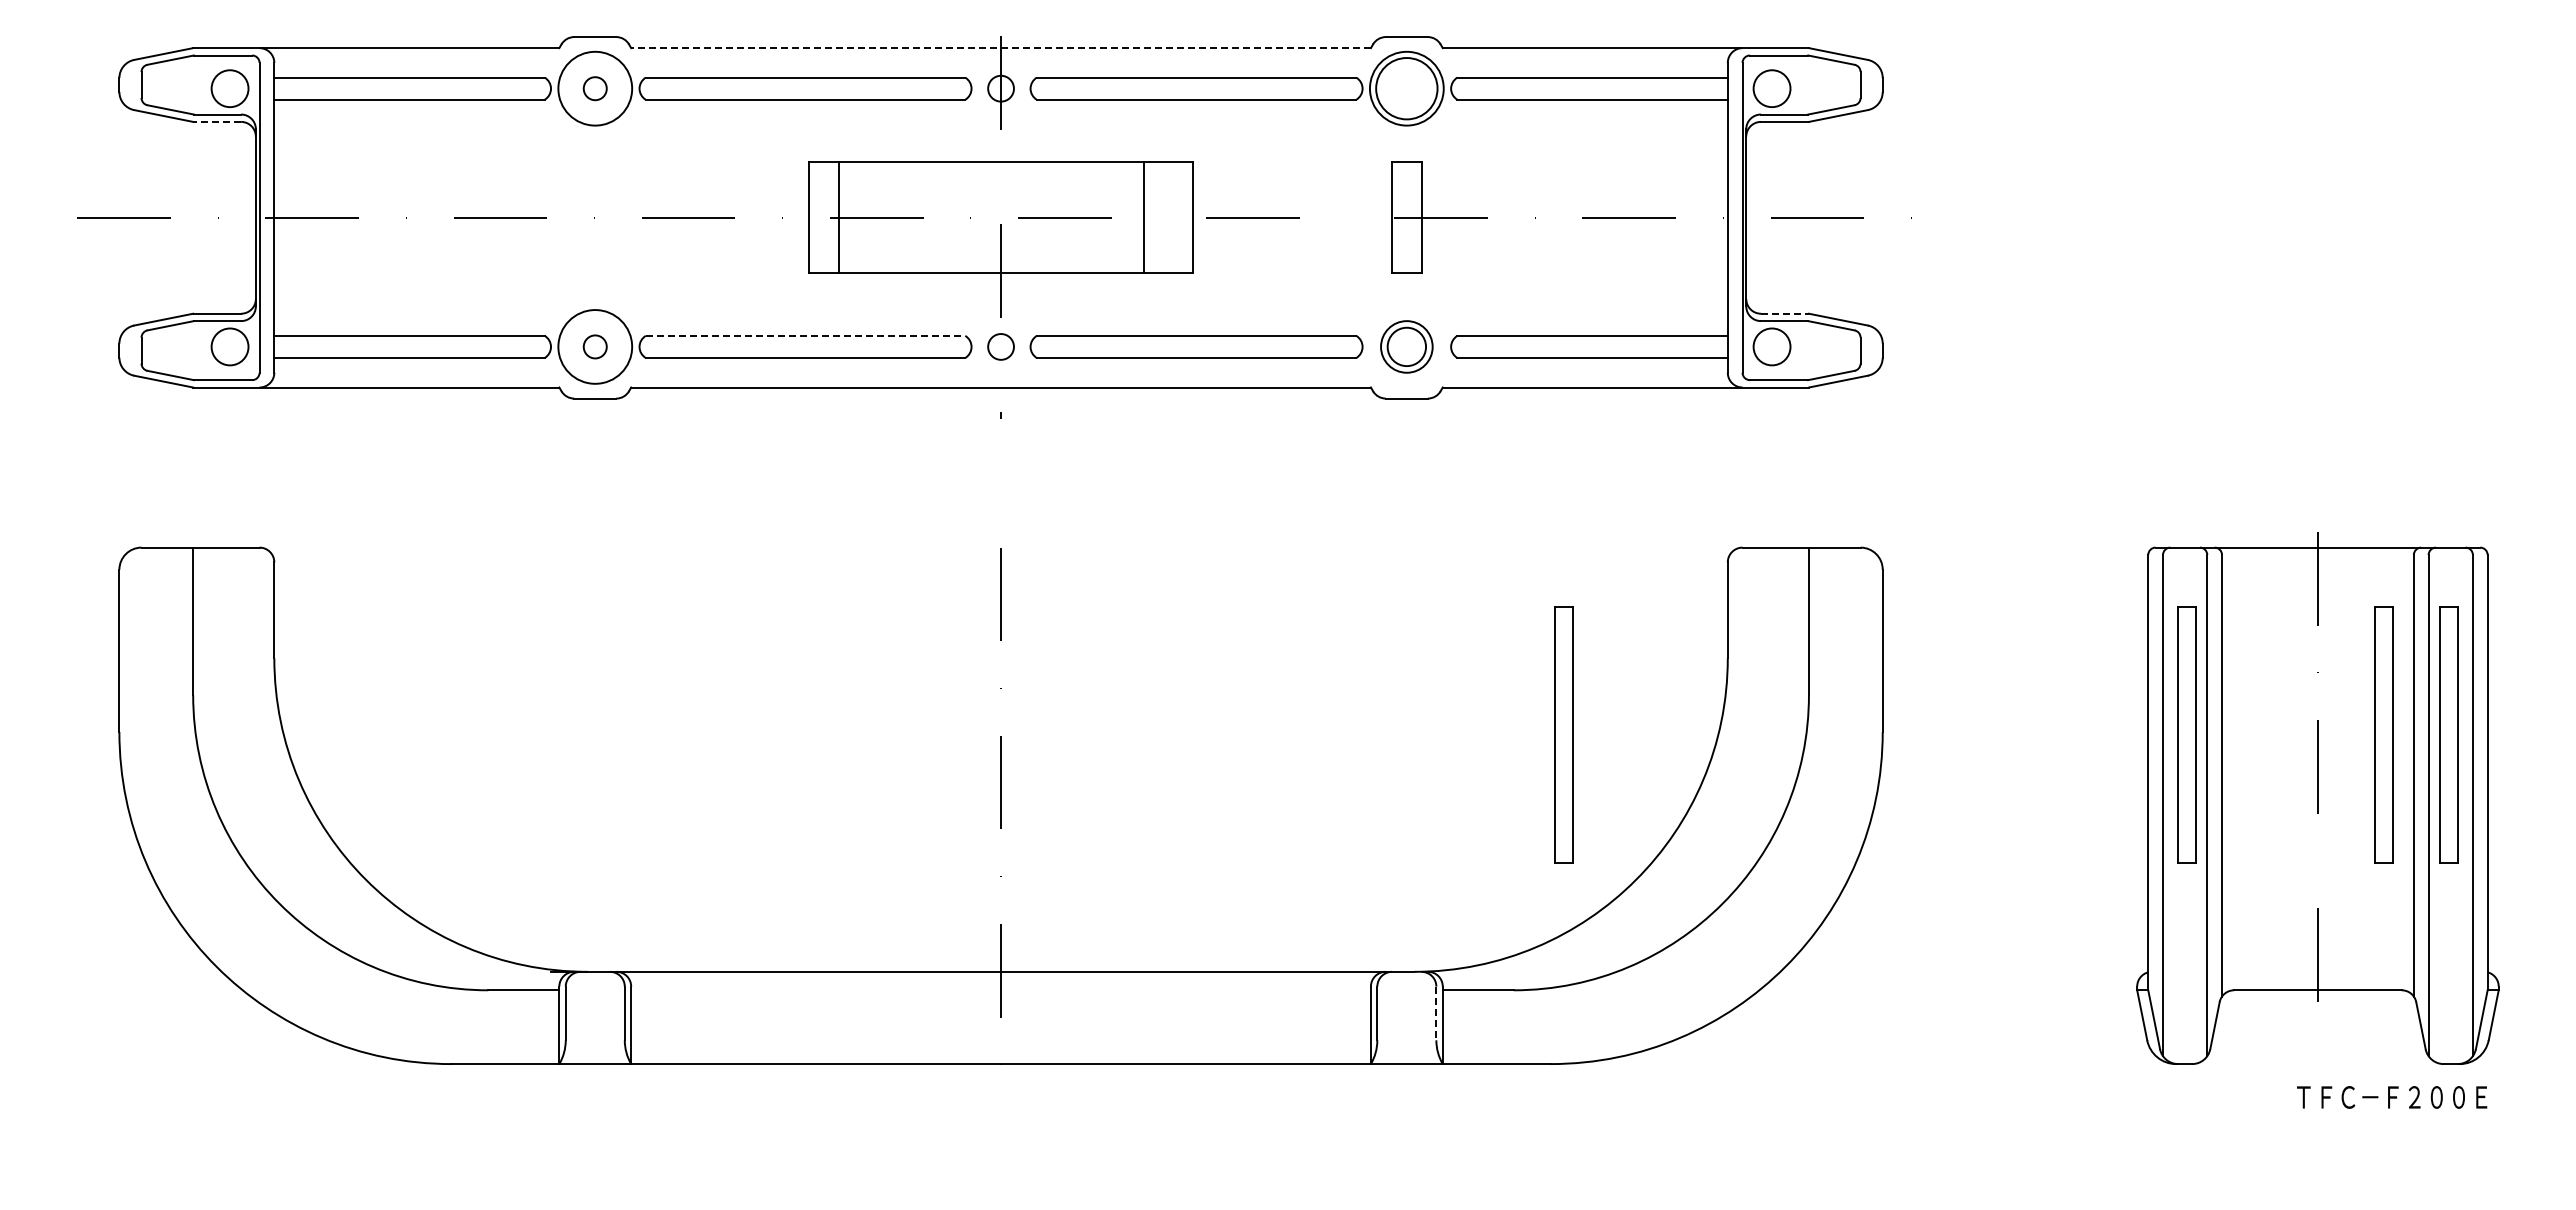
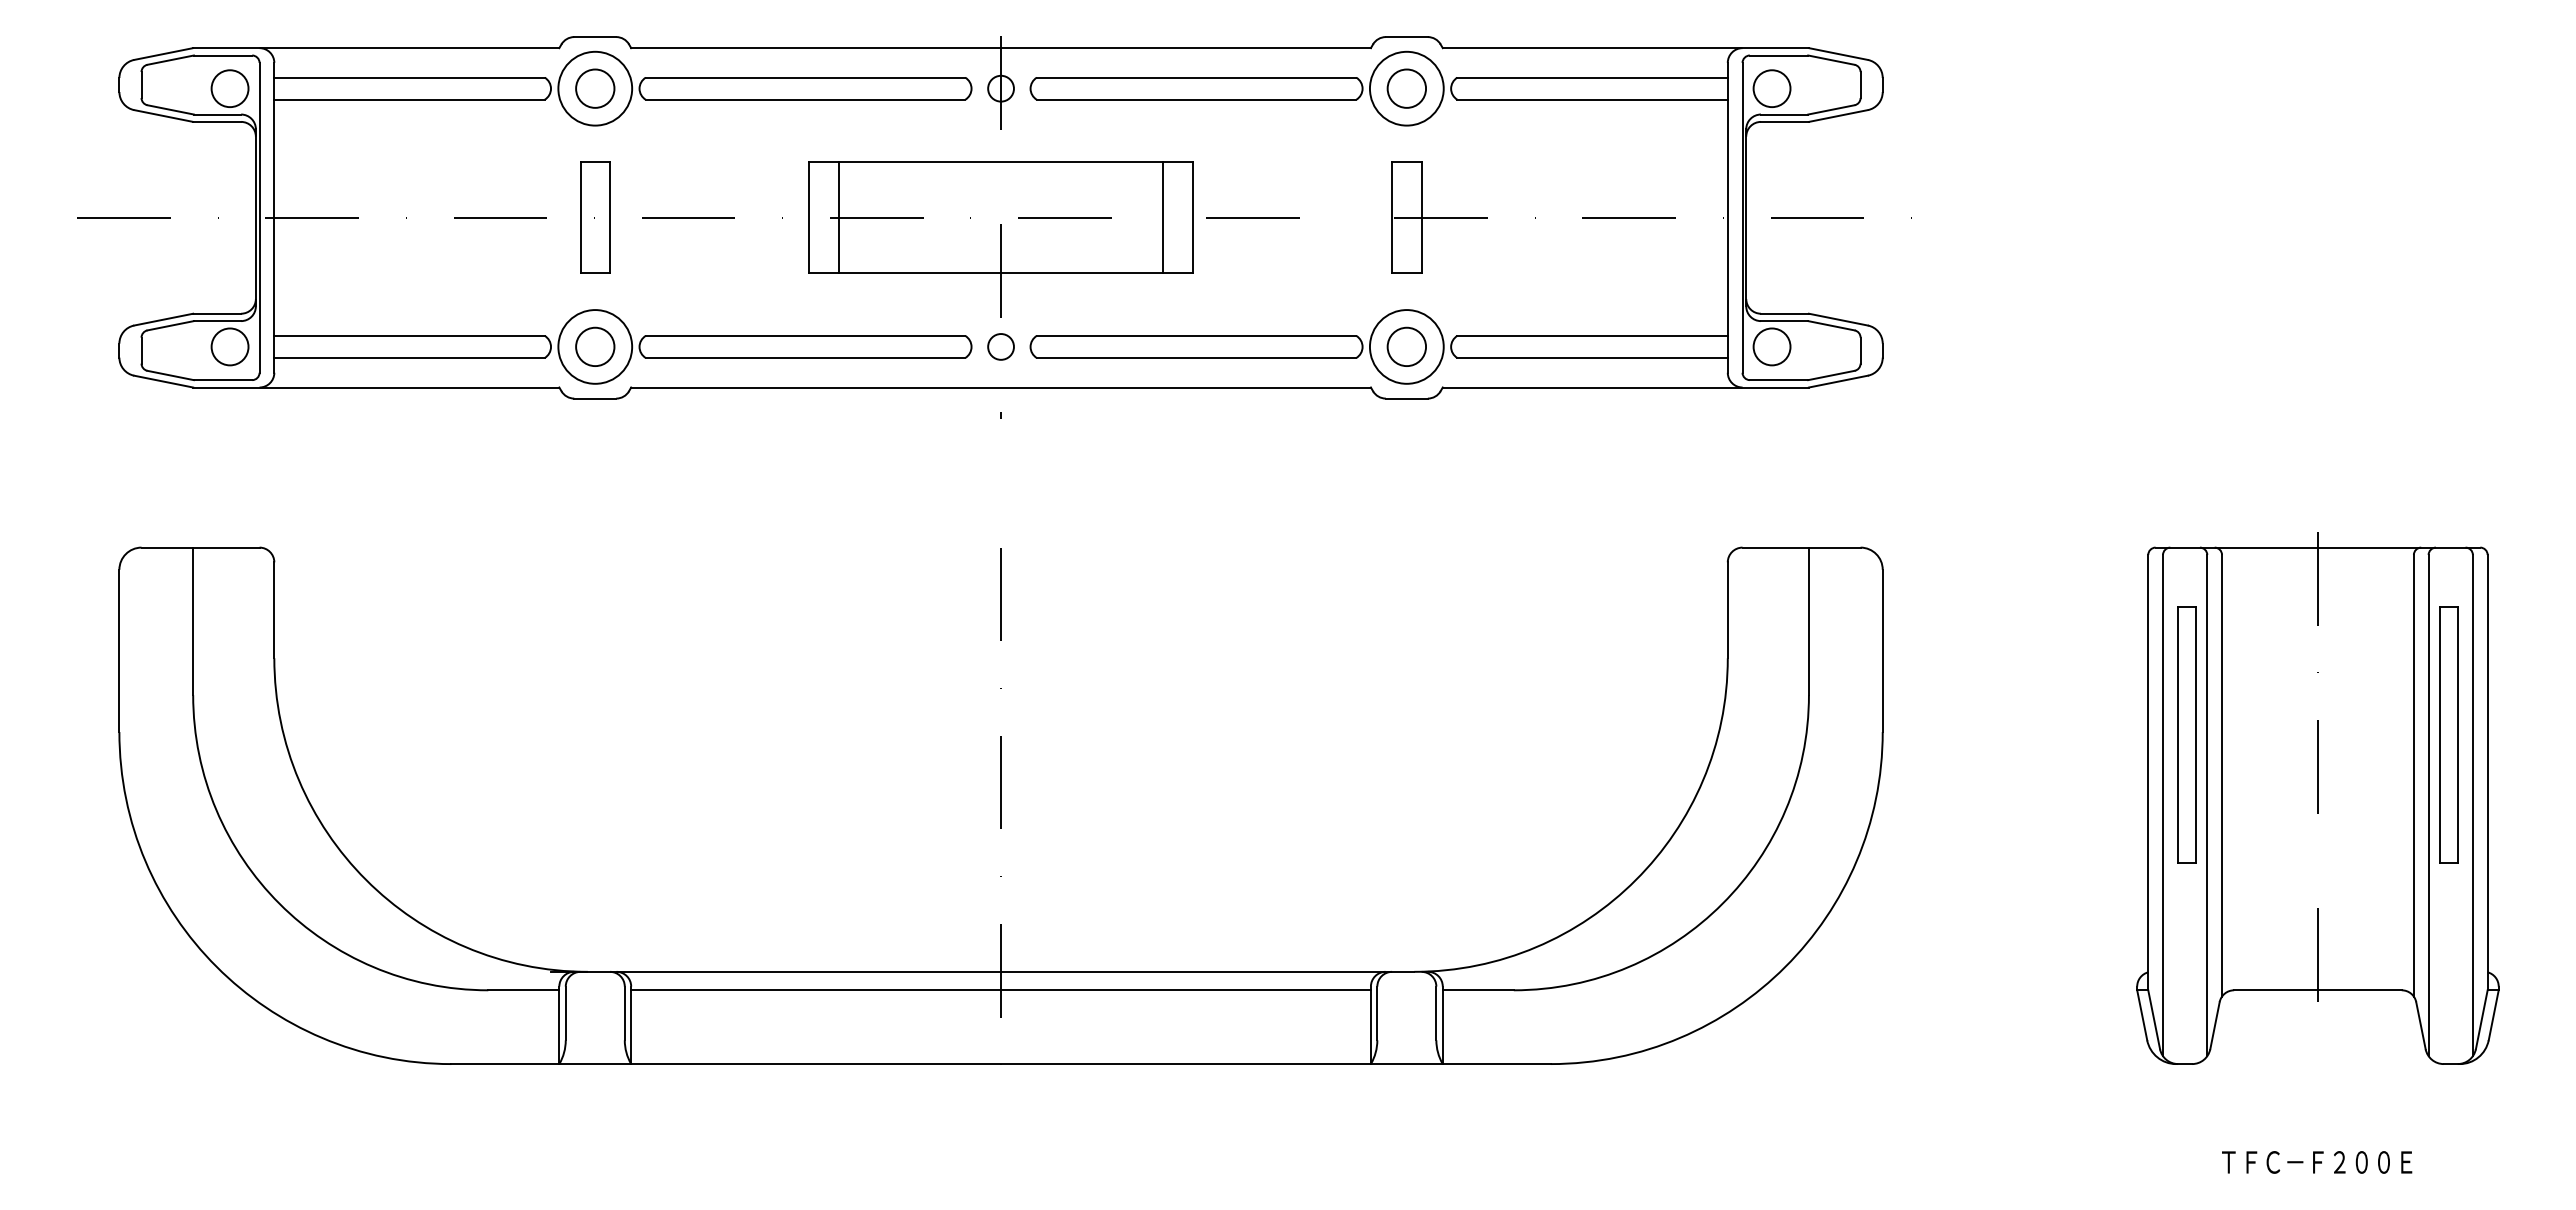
line: dashed -> solid (1001, 48)
circle diameter: 23 px -> 38 px (595, 88)
circle diameter: 61 px -> 38 px (1406, 88)
line: dashed -> solid (217, 121)
part: none -> present (595, 217)
line position: (1144, 217) -> (1163, 217) (1163, 217)
line: dashed -> solid (1784, 313)
line: dashed -> solid (805, 335)
circle diameter: 23 px -> 38 px (595, 346)
circle diameter: 52 px -> 74 px (1406, 346)
part: present -> none (1563, 734)
part: present -> none (2383, 734)
line: none -> present (1000, 990)
line: dashed -> solid (1436, 1013)
text position: (2392, 1097) -> (2317, 1162) (2317, 1162)
